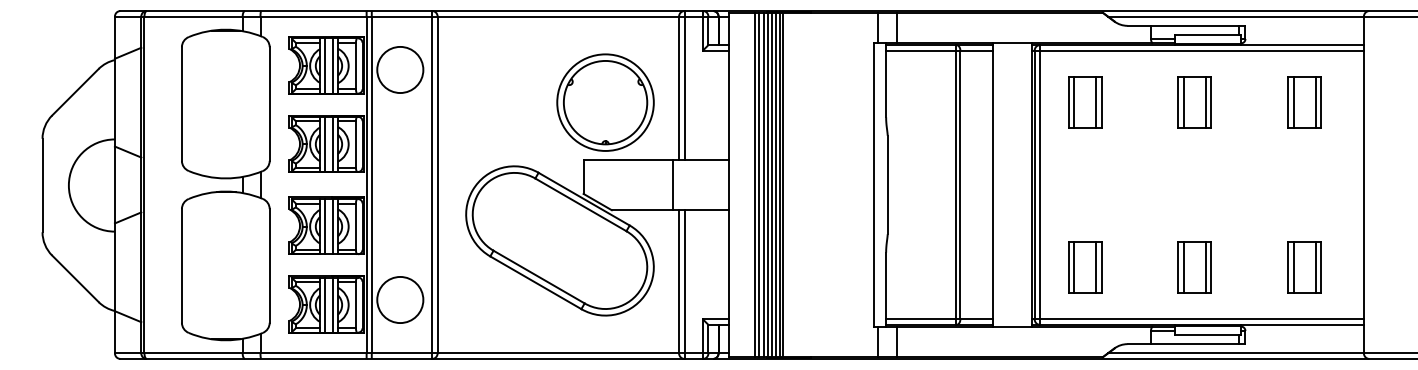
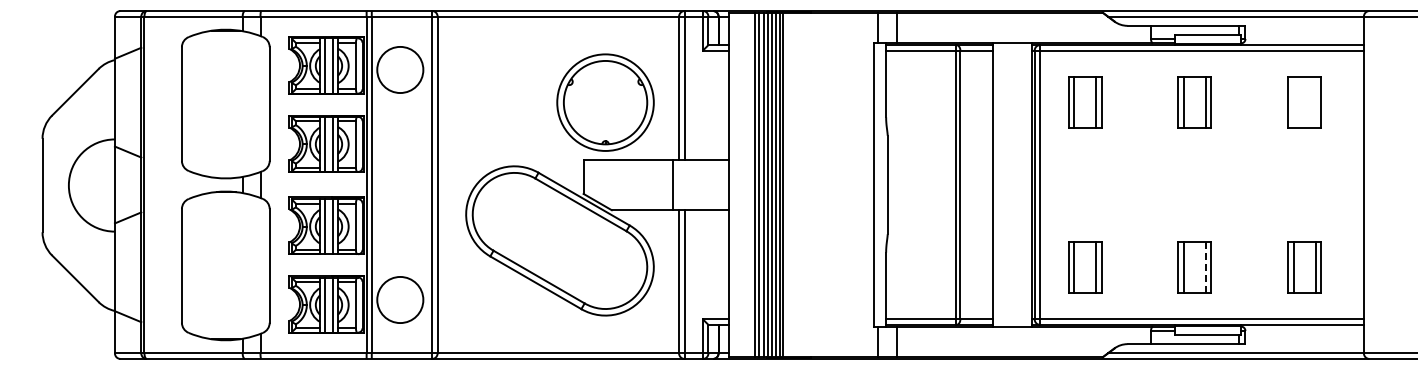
line: present -> none (1293, 102)
line: present -> none (1315, 102)
line: solid -> dashed (1205, 266)
